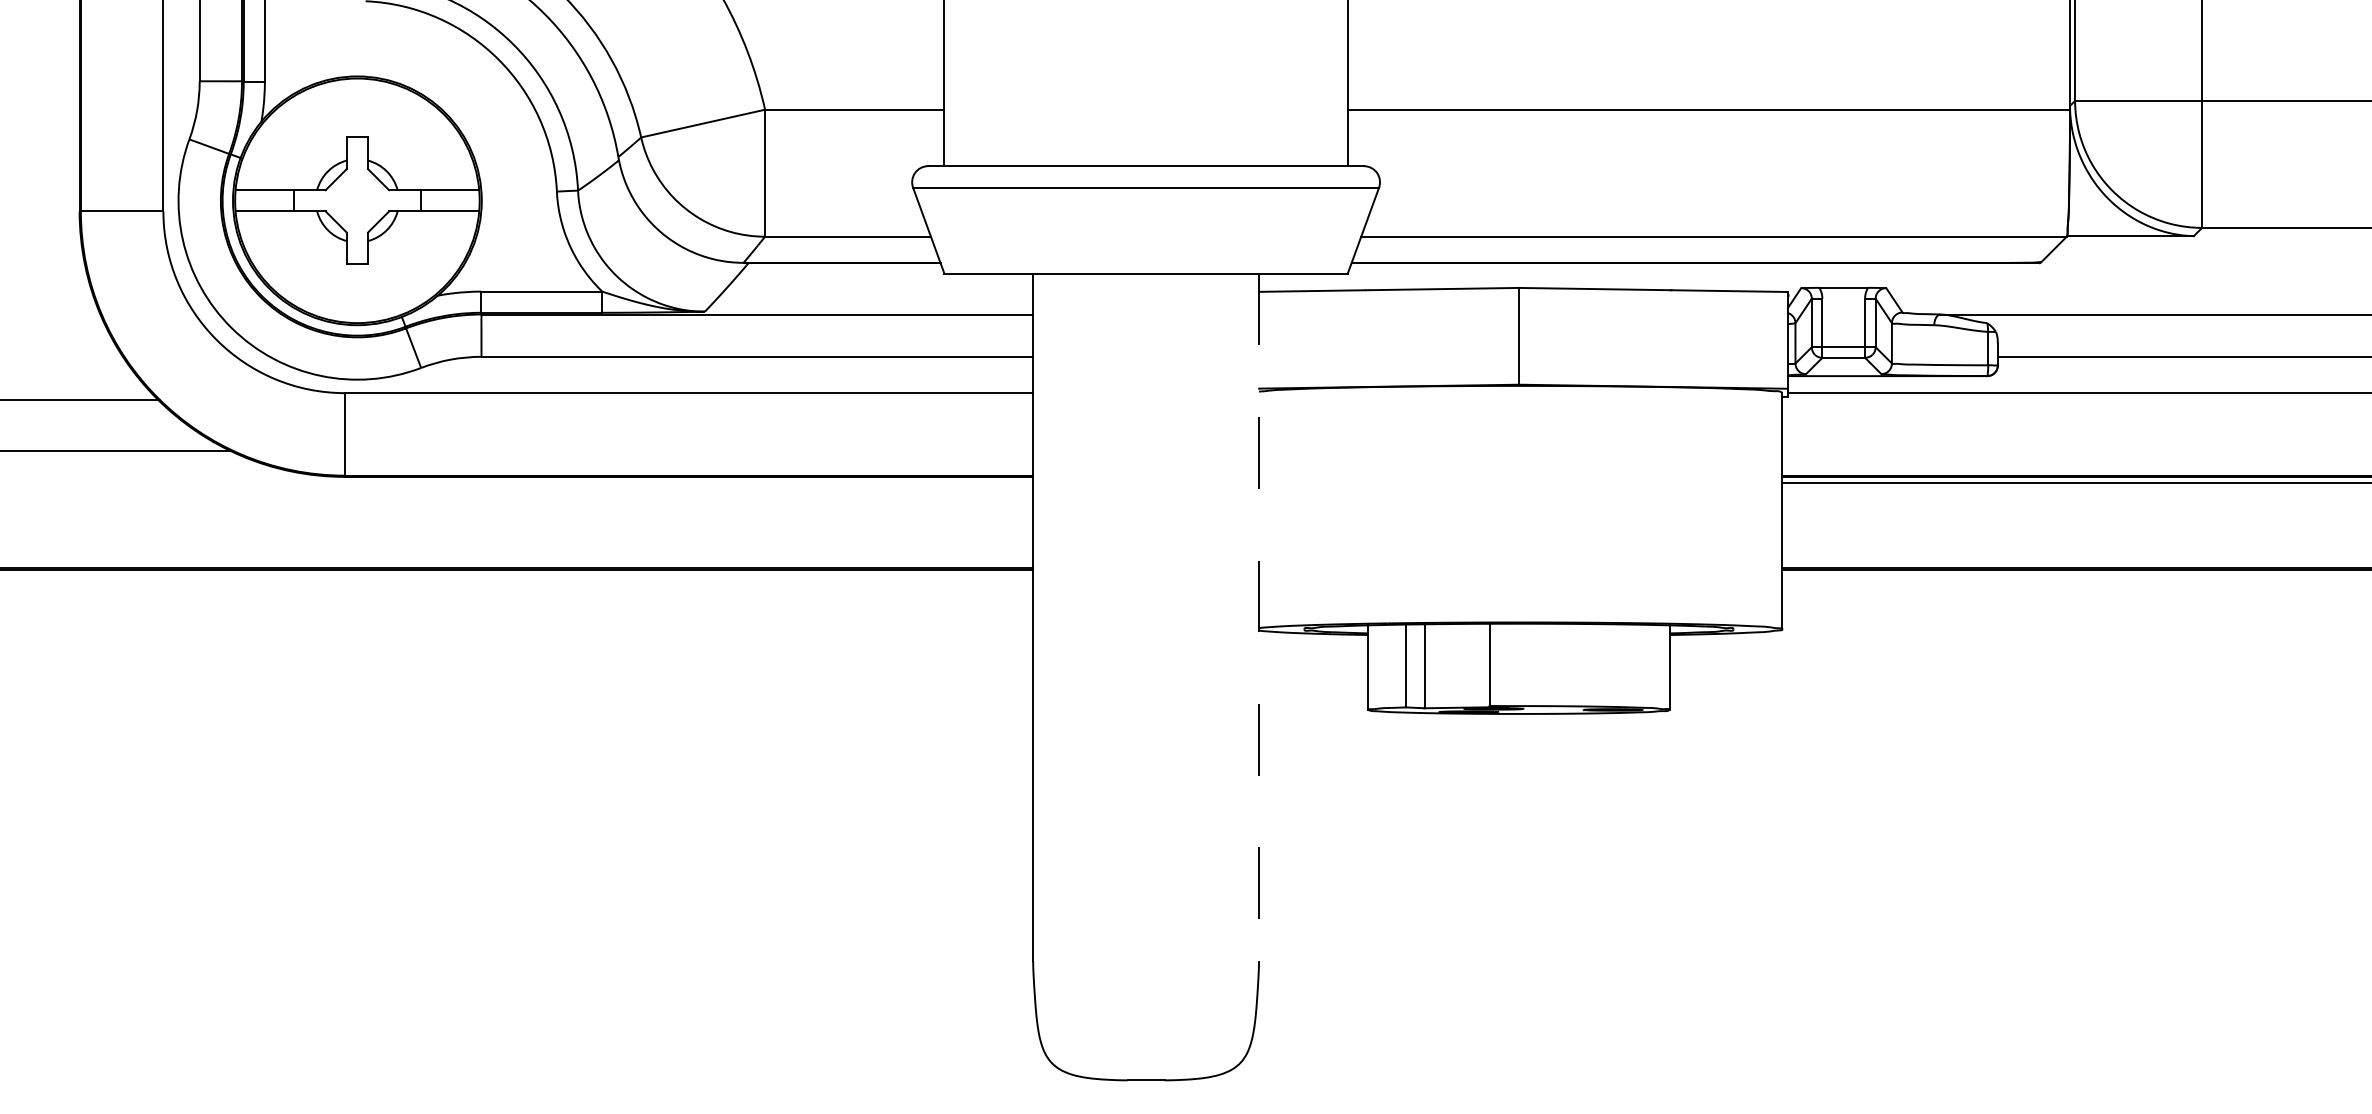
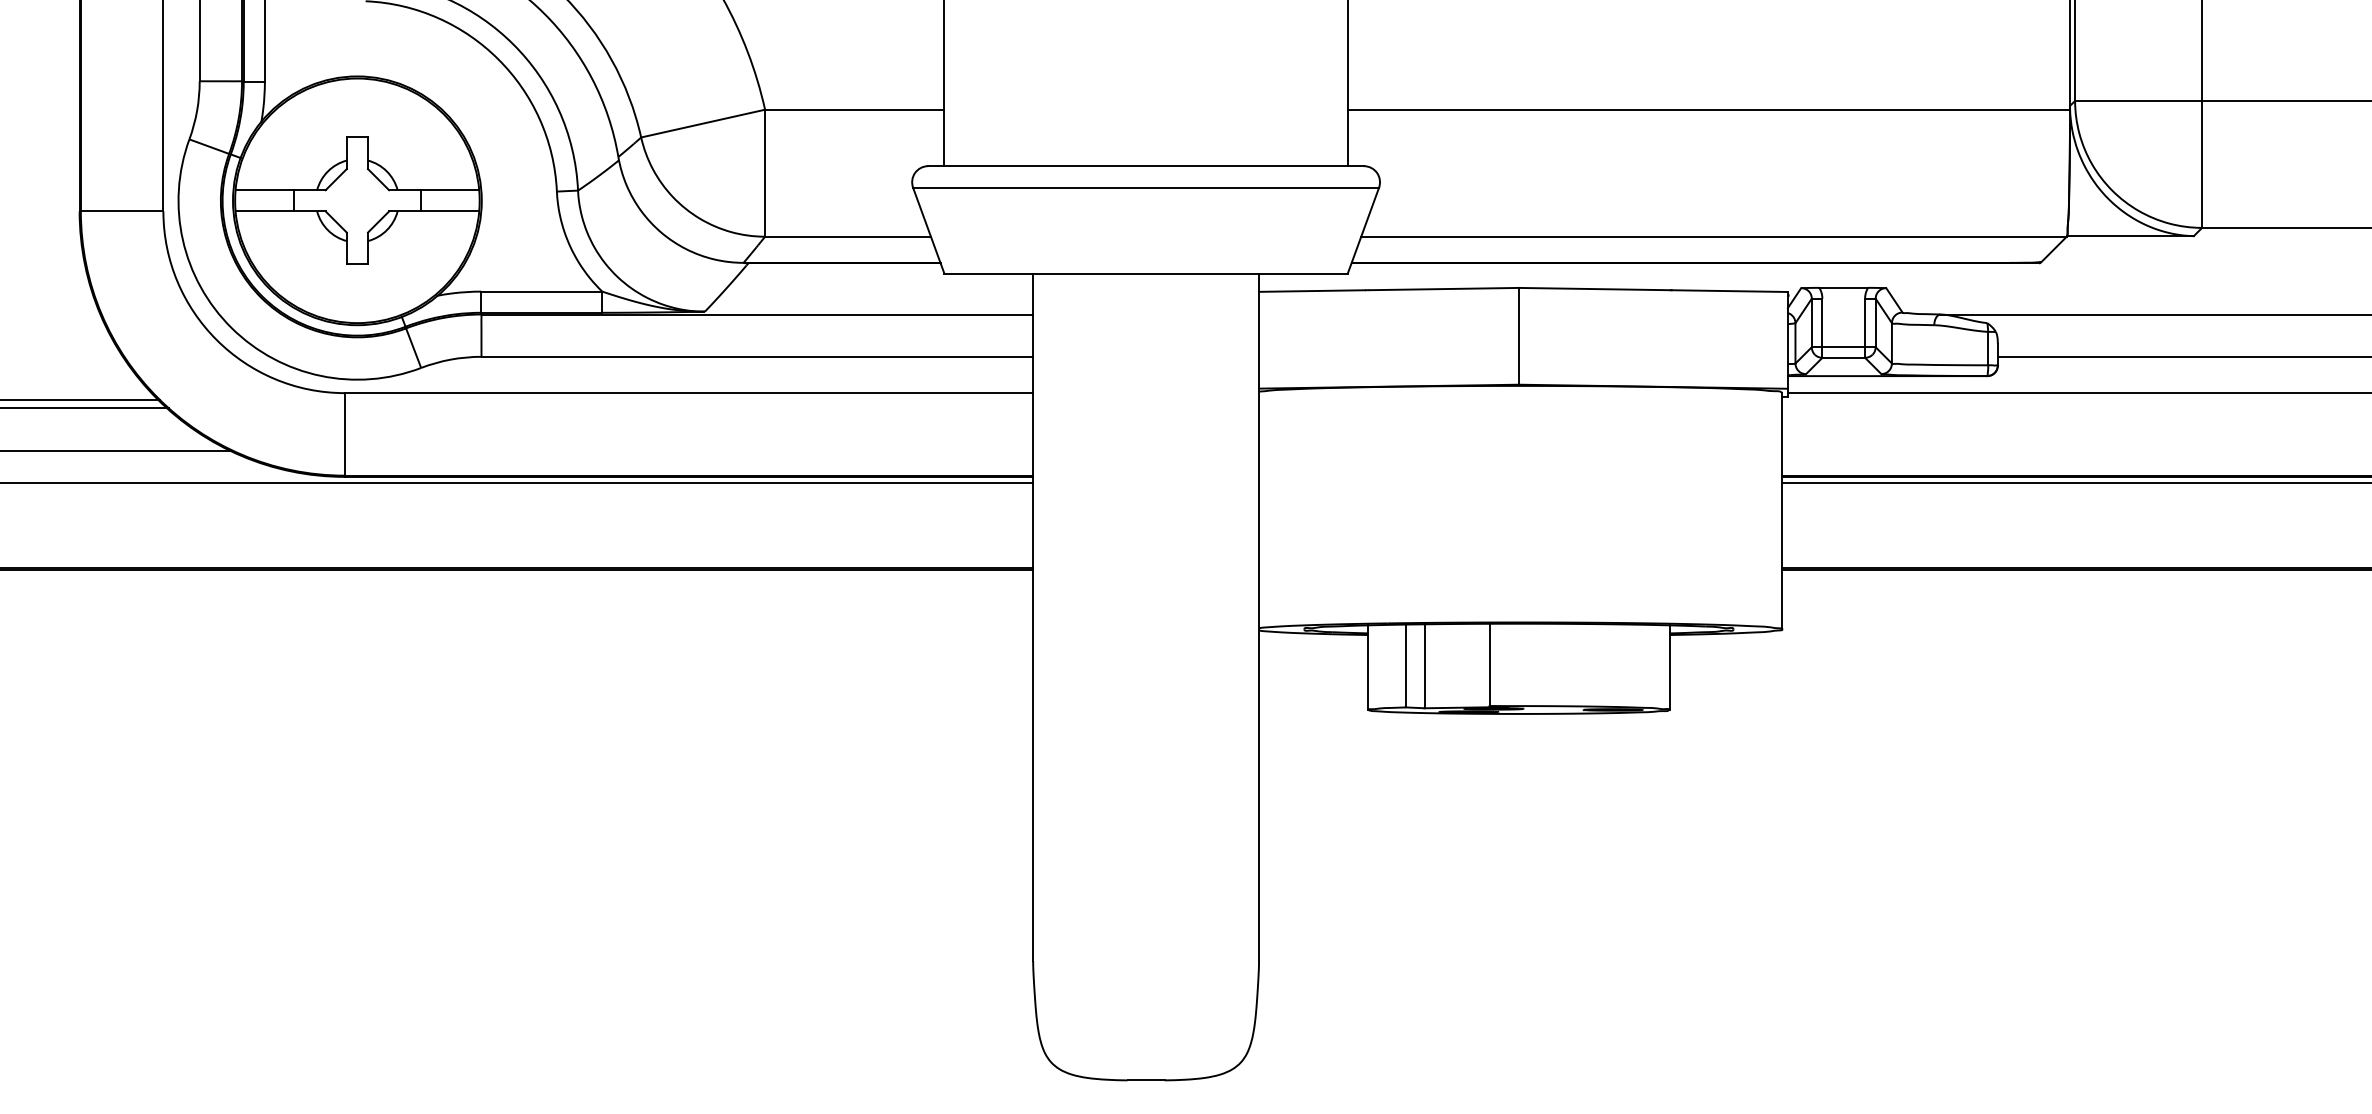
line: none -> present (85, 408)
line: none -> present (517, 483)
line: dashed -> solid (1259, 617)
